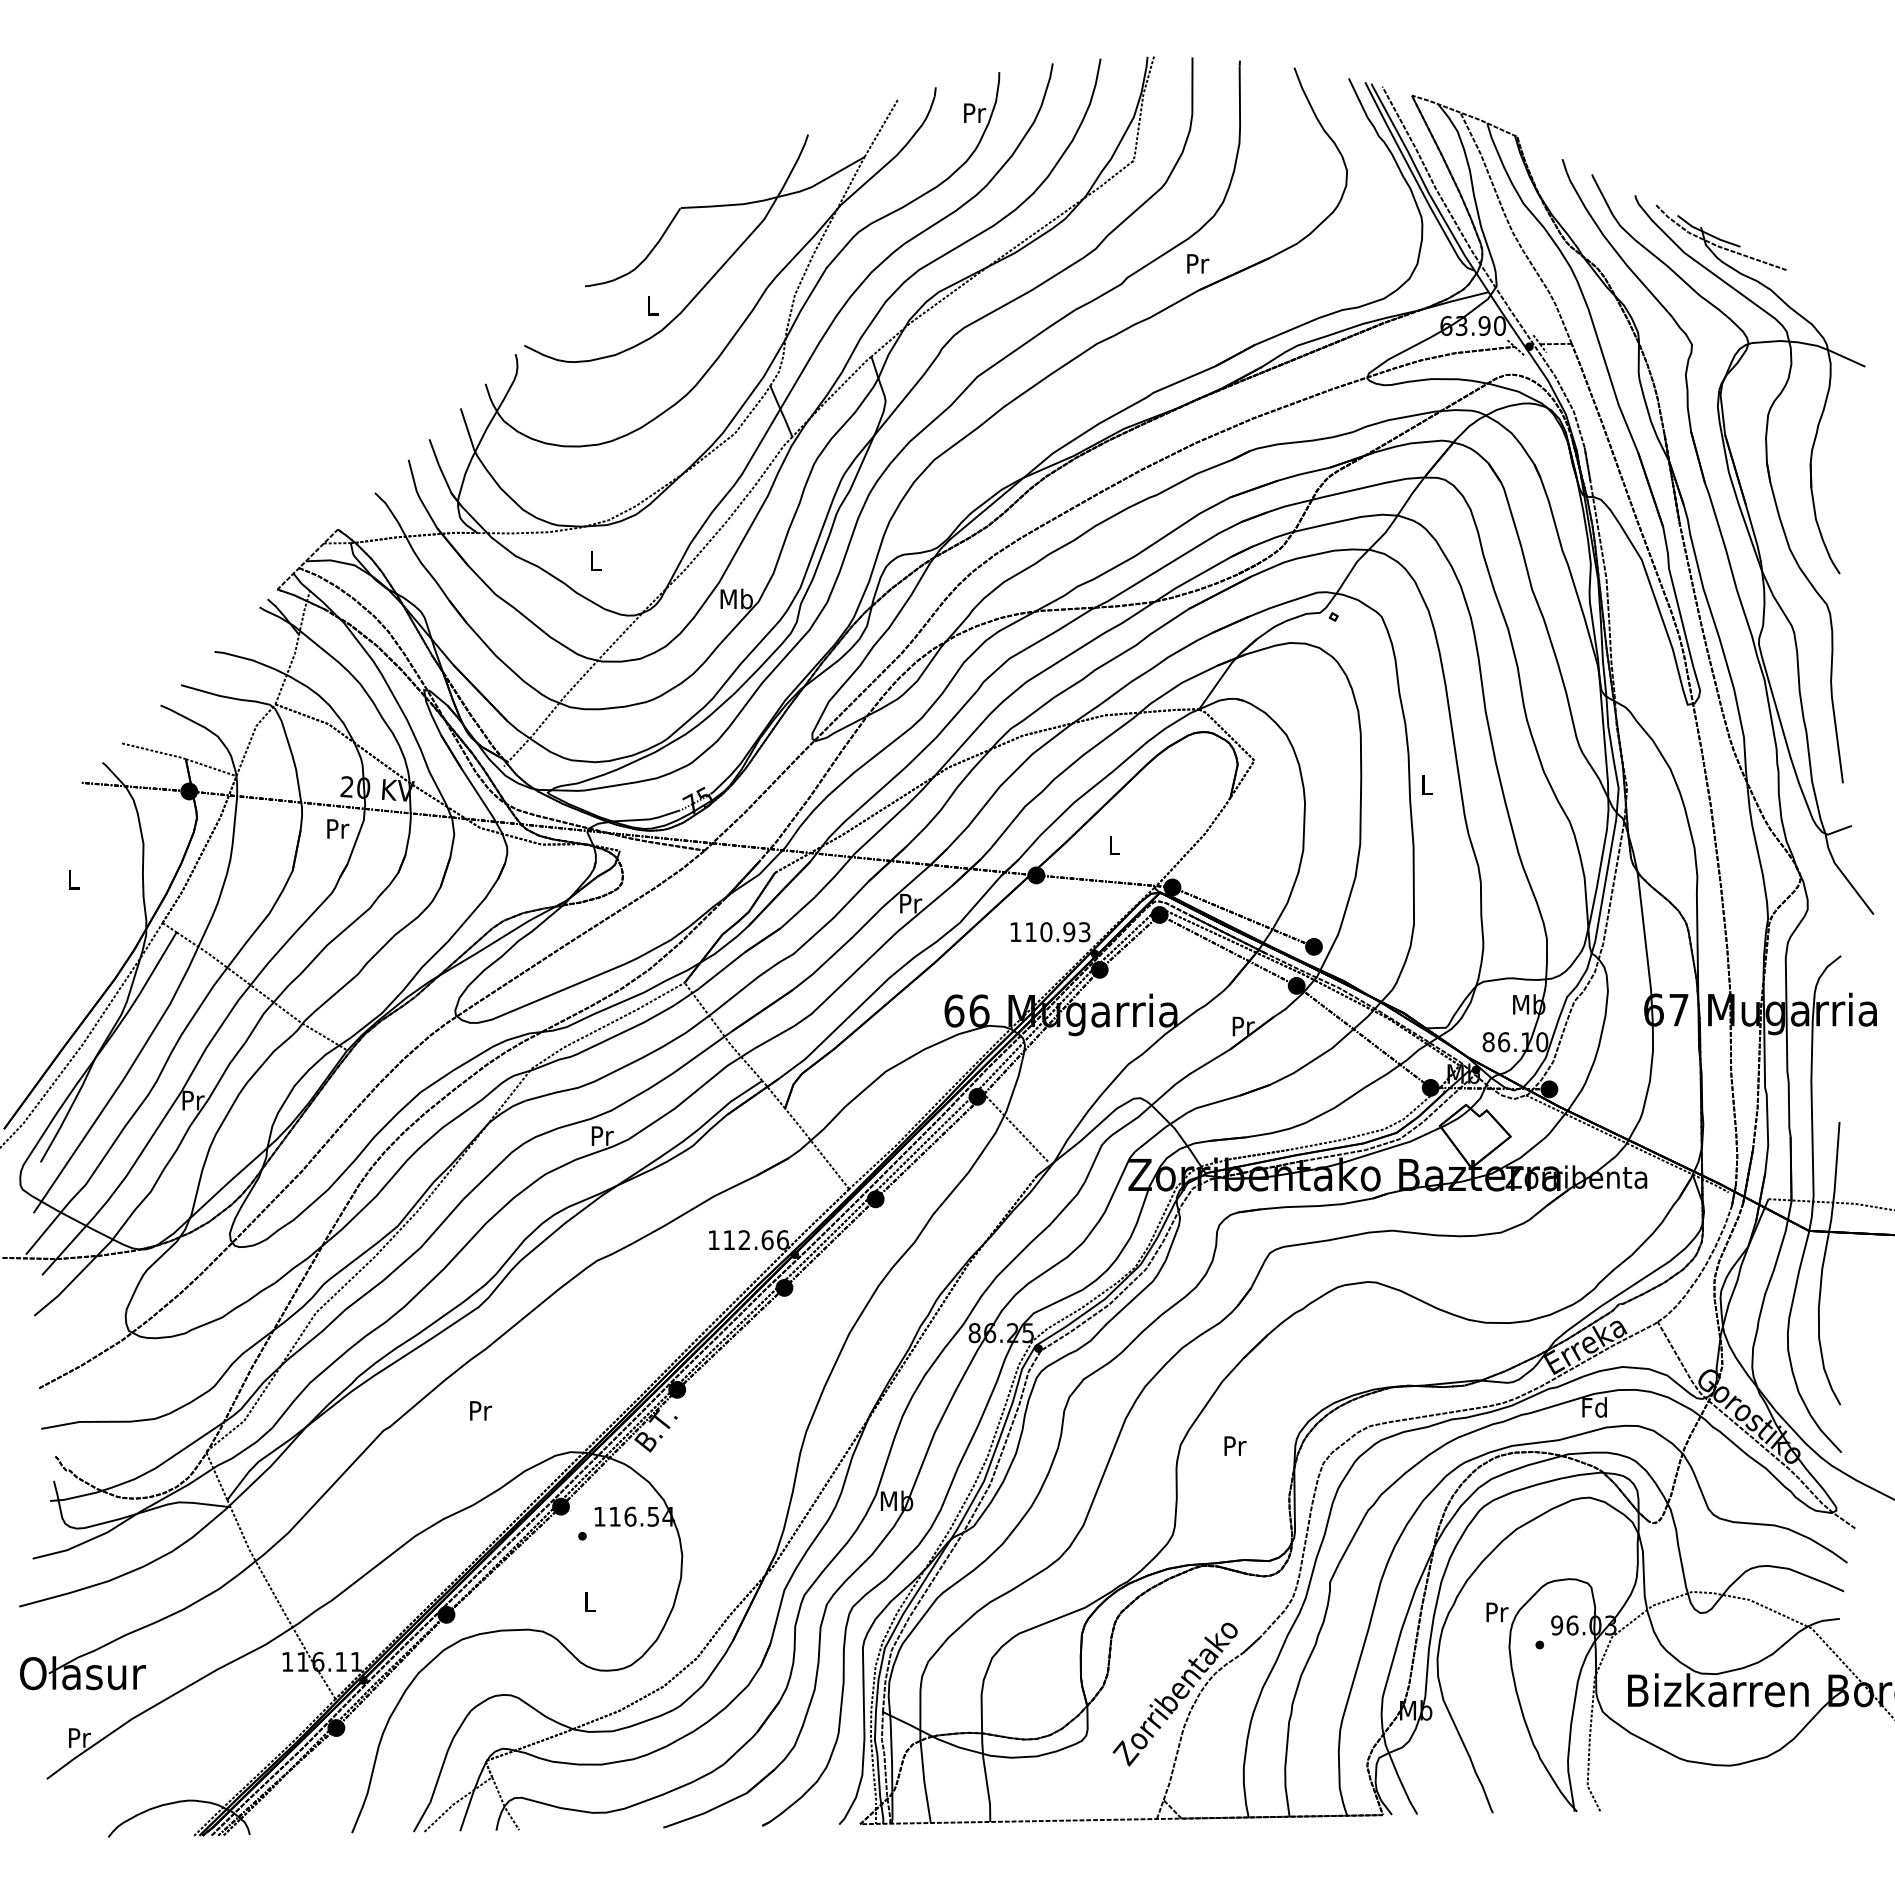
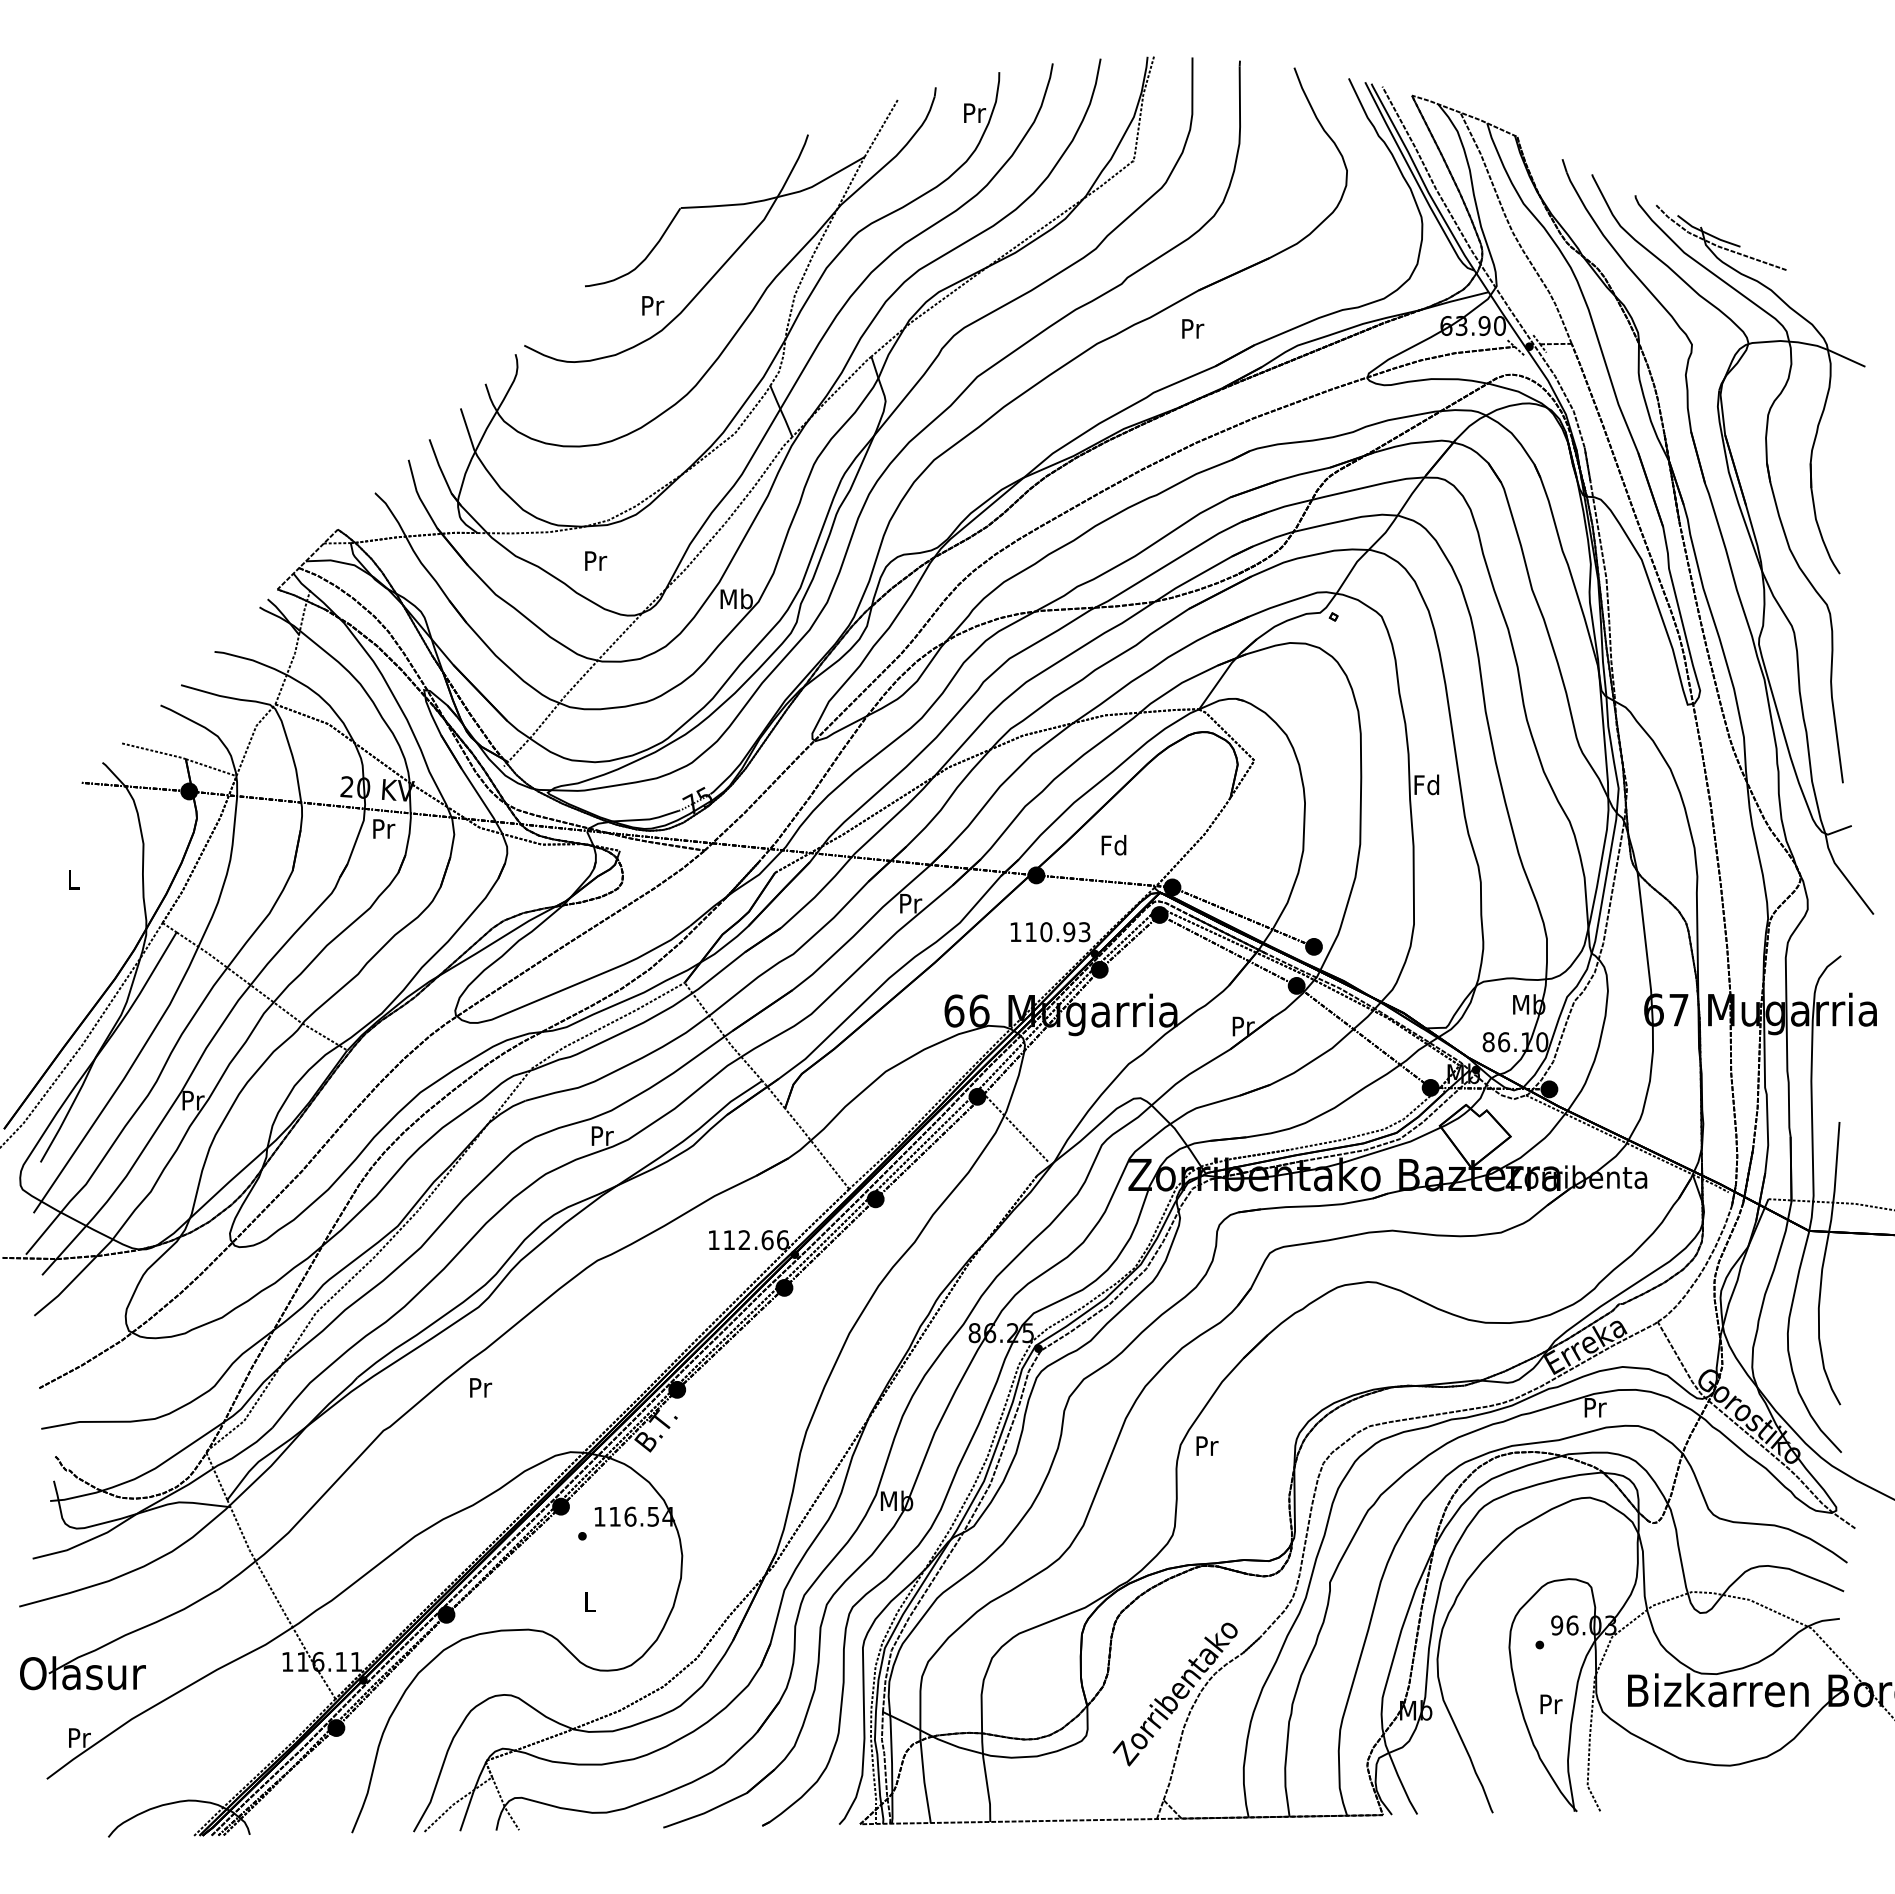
text position: (1198, 263) -> (1193, 328) (1193, 328)
text: L -> Pr (653, 305)
text: L -> Pr (596, 560)
text: L -> Fd (1426, 784)
text position: (338, 828) -> (384, 828) (384, 828)
text: L -> Fd (1113, 844)
text: Fd -> Pr (1594, 1407)
text position: (481, 1410) -> (481, 1387) (481, 1387)
text position: (1235, 1445) -> (1207, 1445) (1207, 1445)
text position: (1497, 1612) -> (1551, 1704) (1551, 1704)
